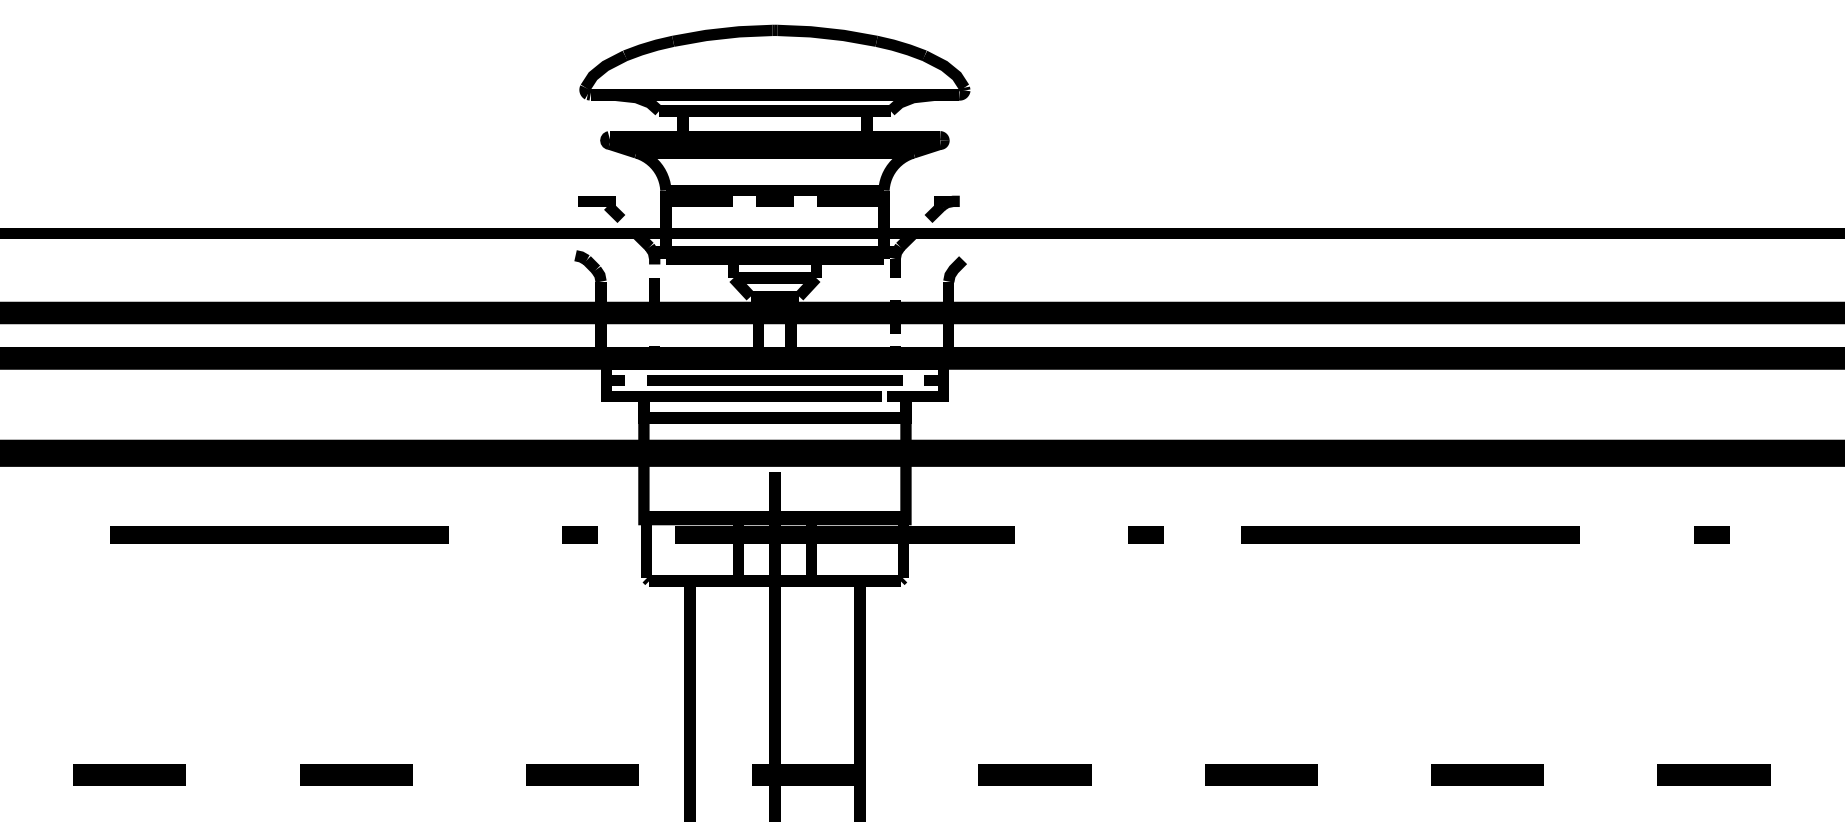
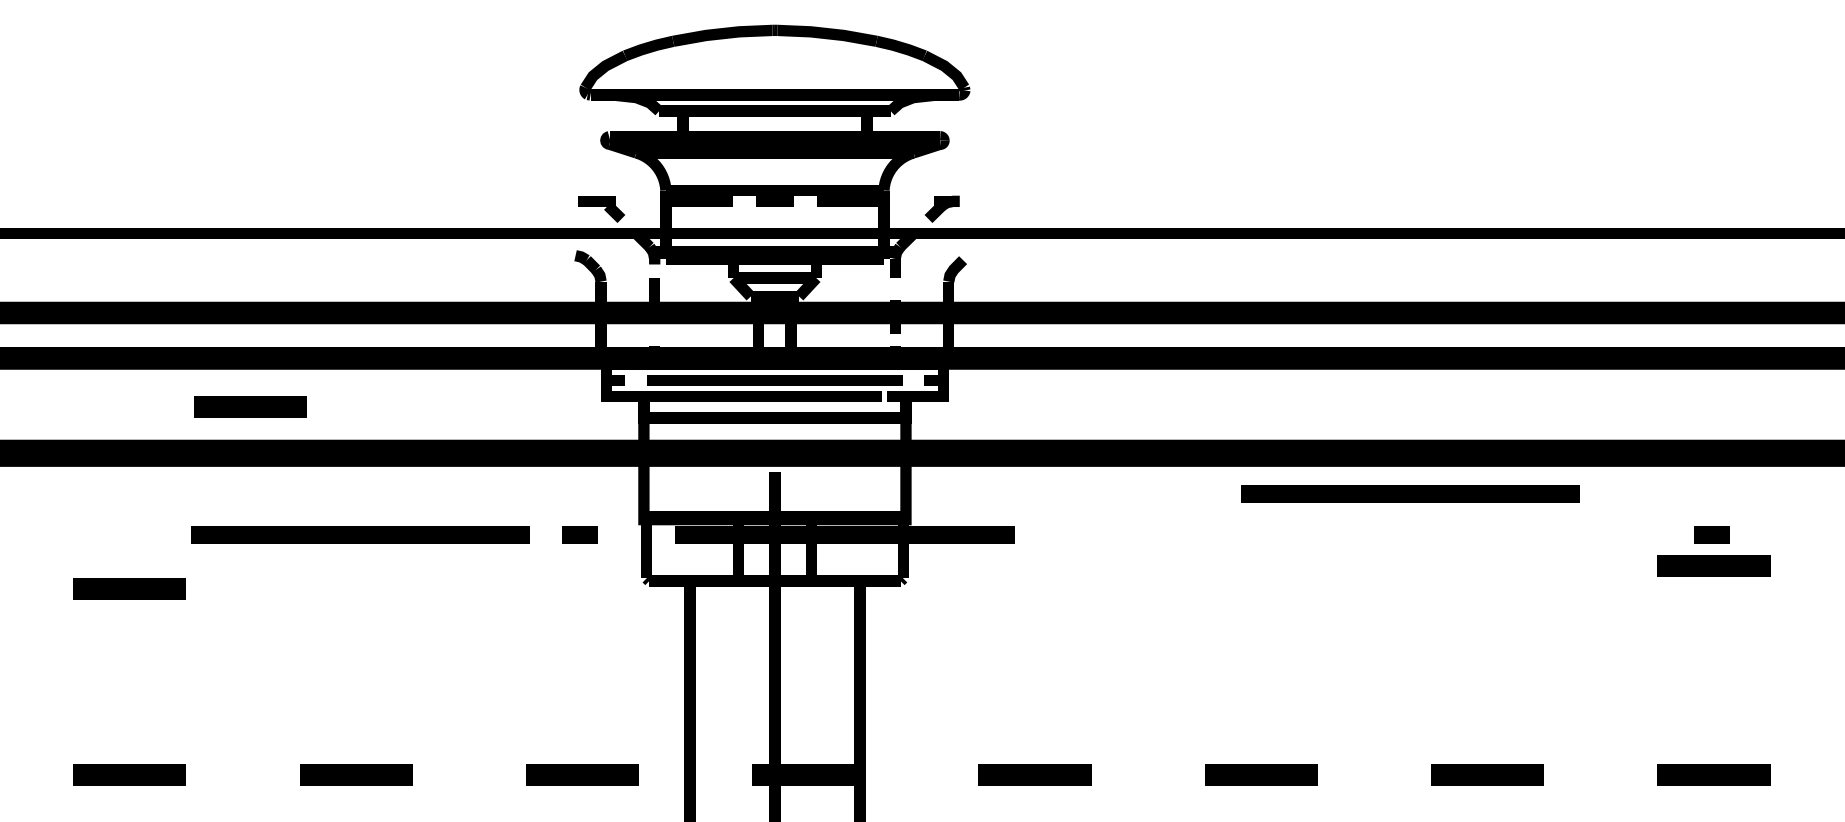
line: none -> present (250, 406)
line position: (279, 534) -> (360, 534) (360, 534)
line: present -> none (1145, 534)
line position: (1410, 534) -> (1410, 493) (1410, 493)
line: none -> present (1713, 565)
line: none -> present (129, 588)
